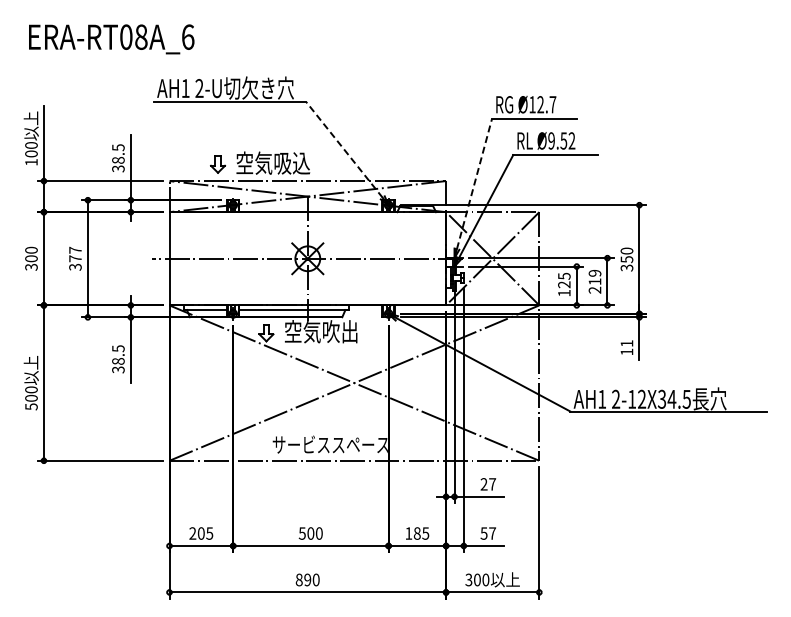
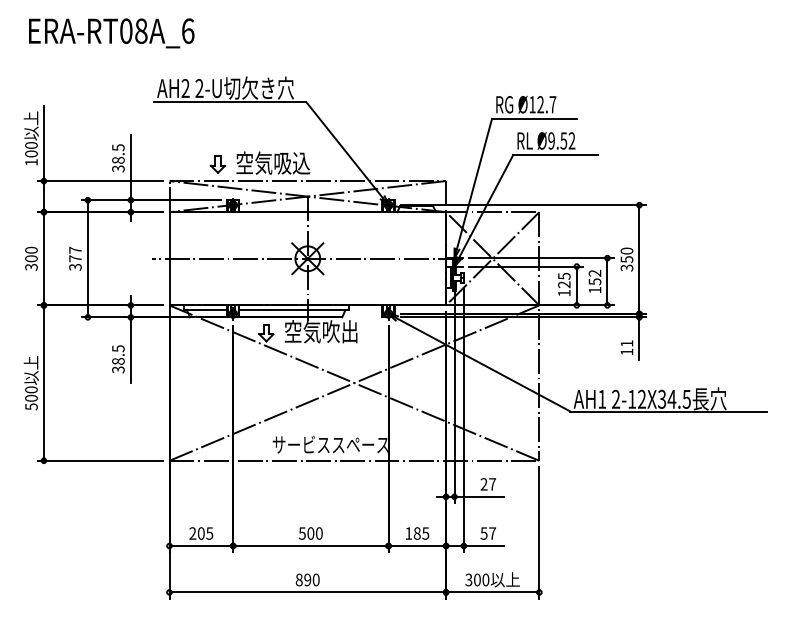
text position: (111, 39) -> (111, 33) (111, 33)
text: AH1 -> AH2 (185, 88)
line: dashed -> solid (344, 149)
line: dashed -> solid (474, 183)
text: 219 -> 152 (594, 281)
